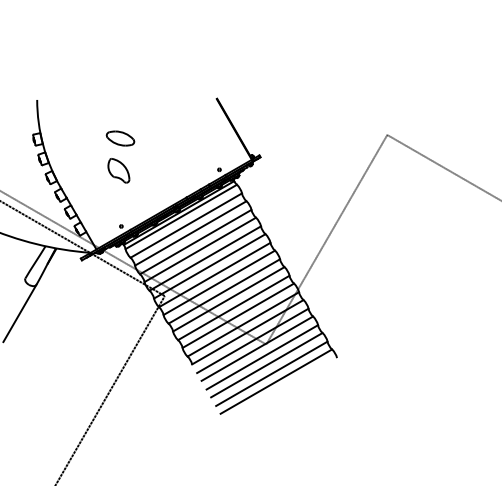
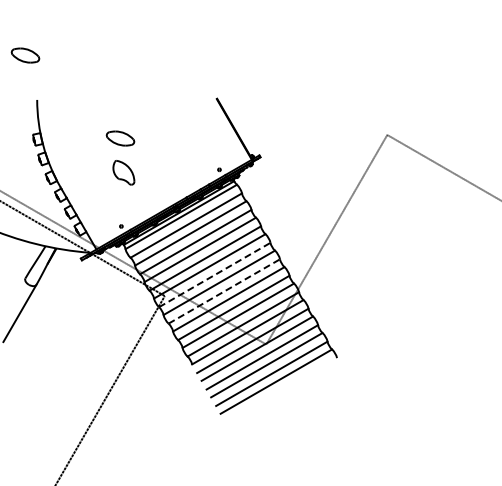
part: none -> present (25, 55)
part position: (118, 170) -> (123, 172) (123, 172)
line: solid -> dashed (215, 274)
line: solid -> dashed (224, 291)
